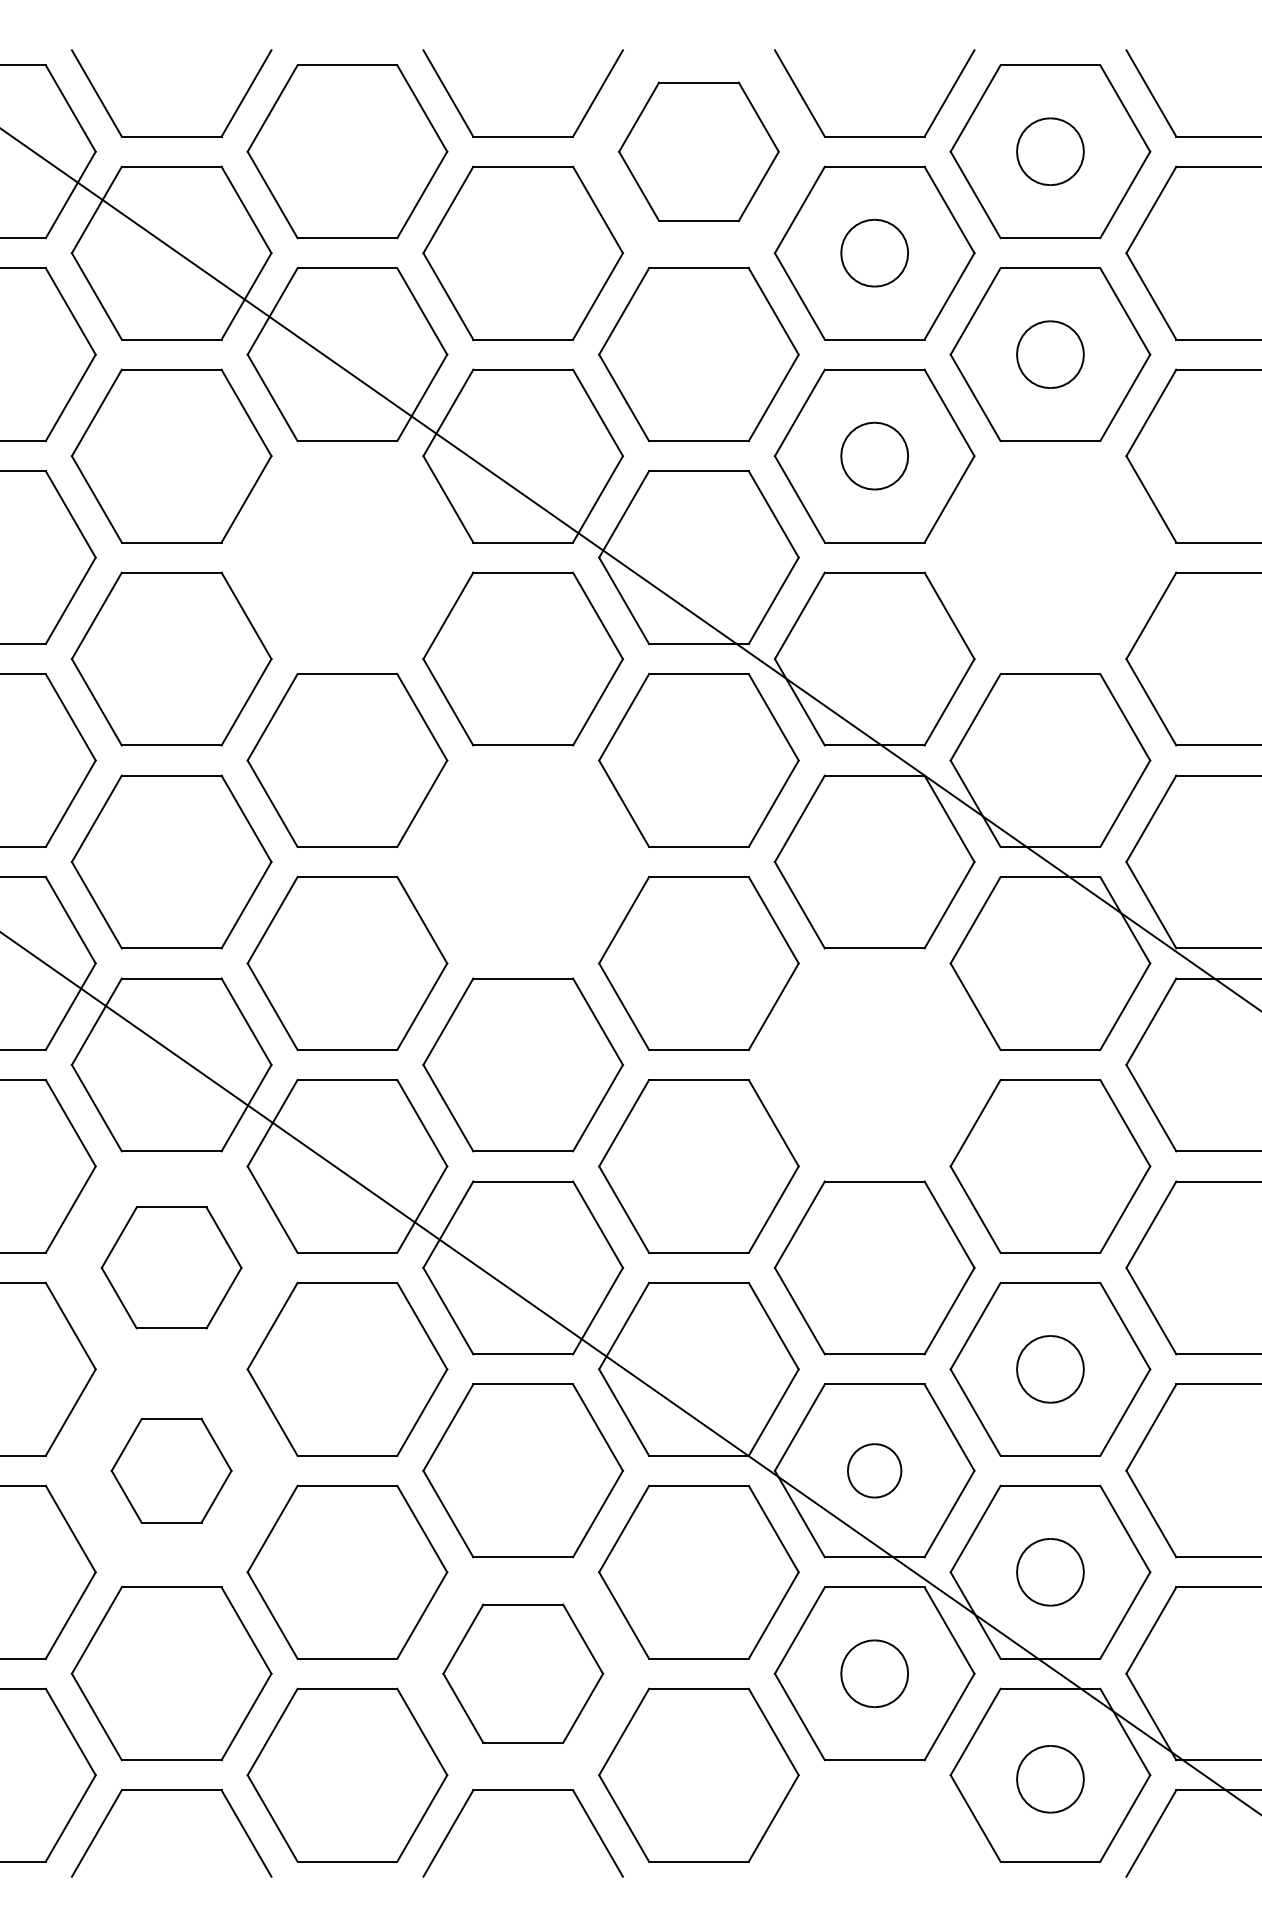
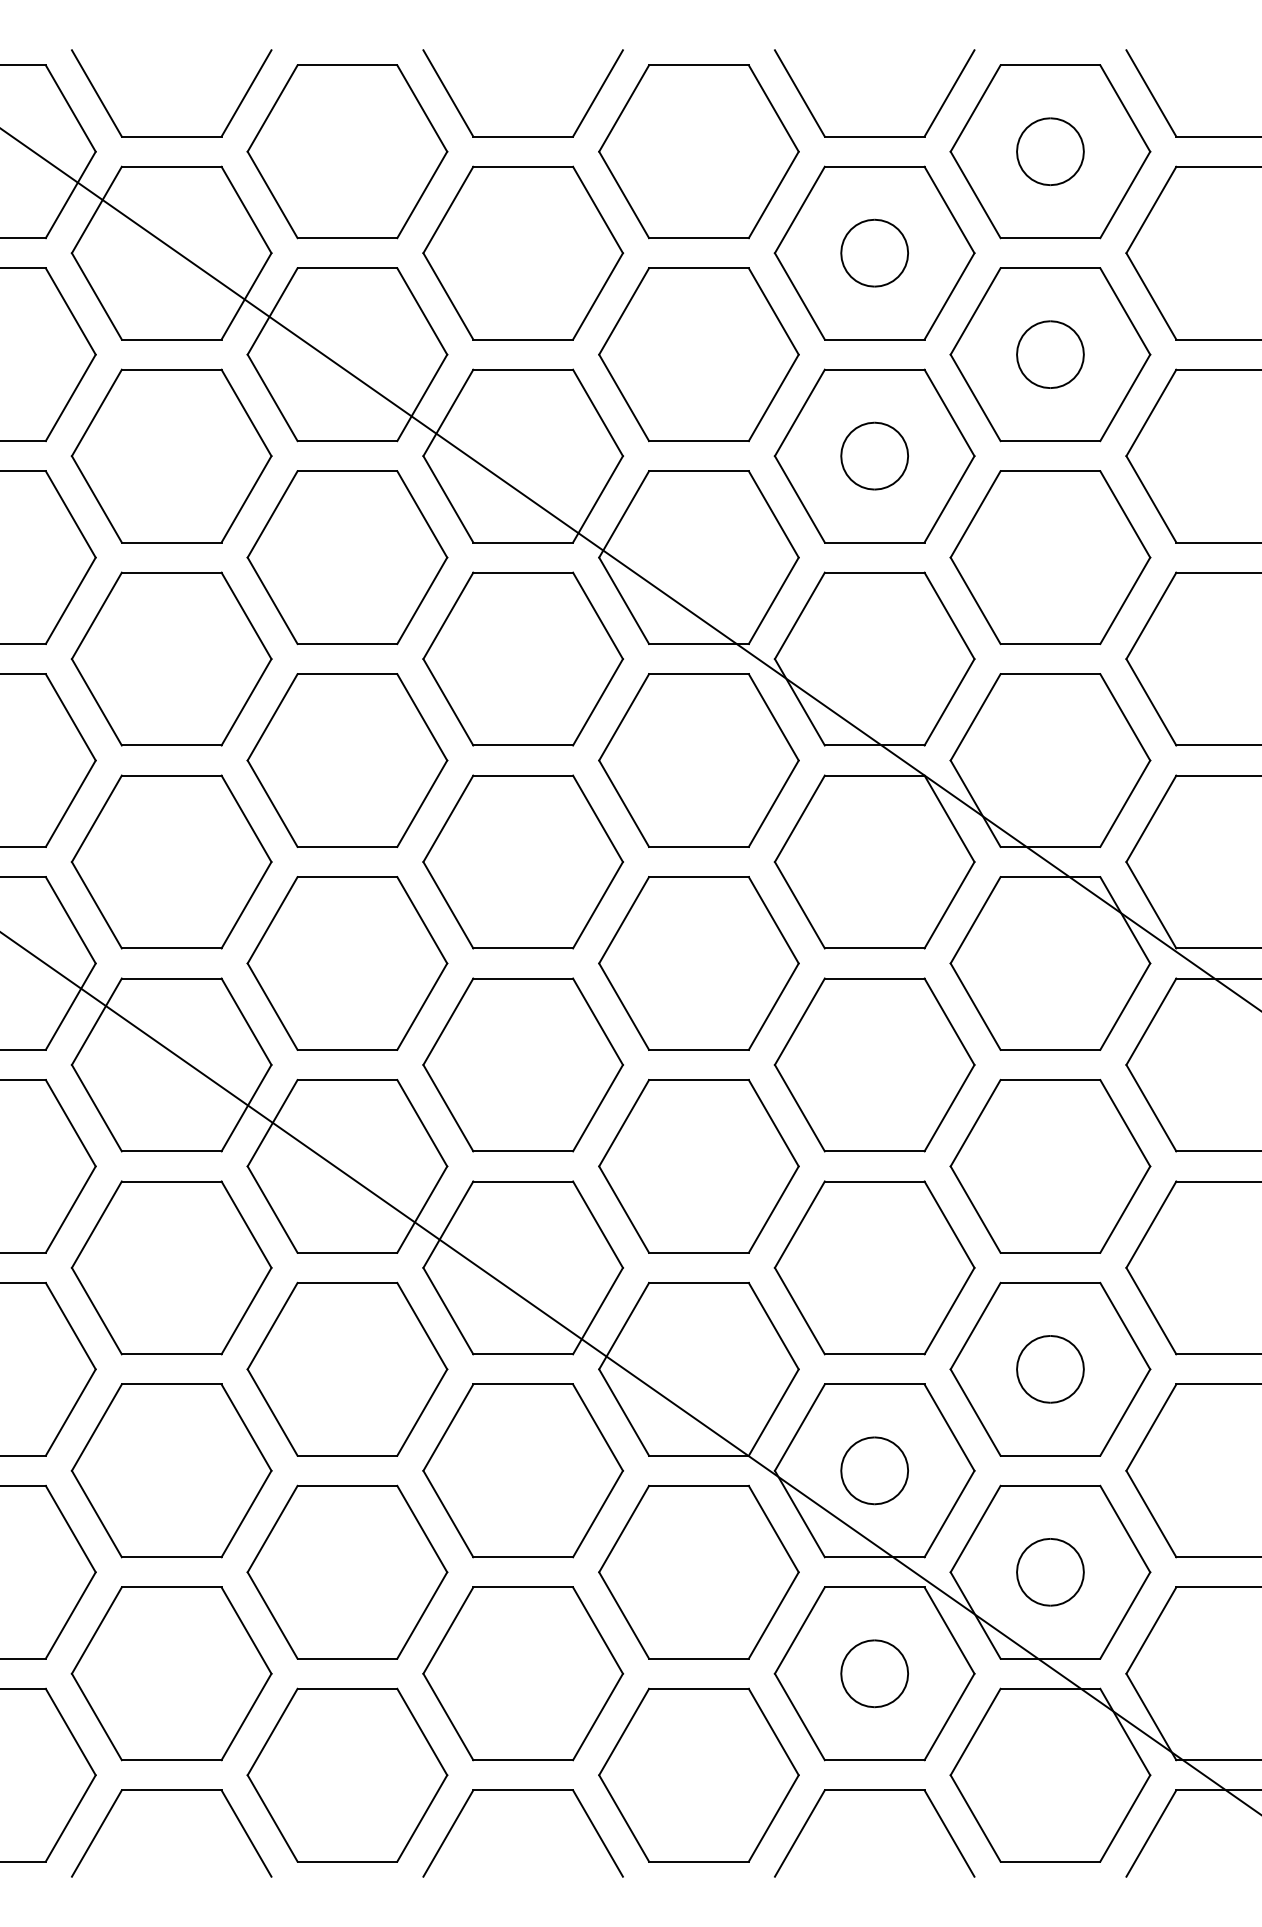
part size: 162x141 px -> 202x176 px (698, 151)
part: none -> present (347, 557)
part: none -> present (1050, 557)
part: none -> present (522, 861)
part: none -> present (874, 1064)
part size: 143x124 px -> 203x176 px (171, 1267)
part size: 123x106 px -> 203x176 px (171, 1470)
part size: 56x56 px -> 69x70 px (874, 1470)
part size: 163x141 px -> 203x176 px (523, 1673)
part: present -> none (1050, 1779)
part: none -> present (874, 1790)
